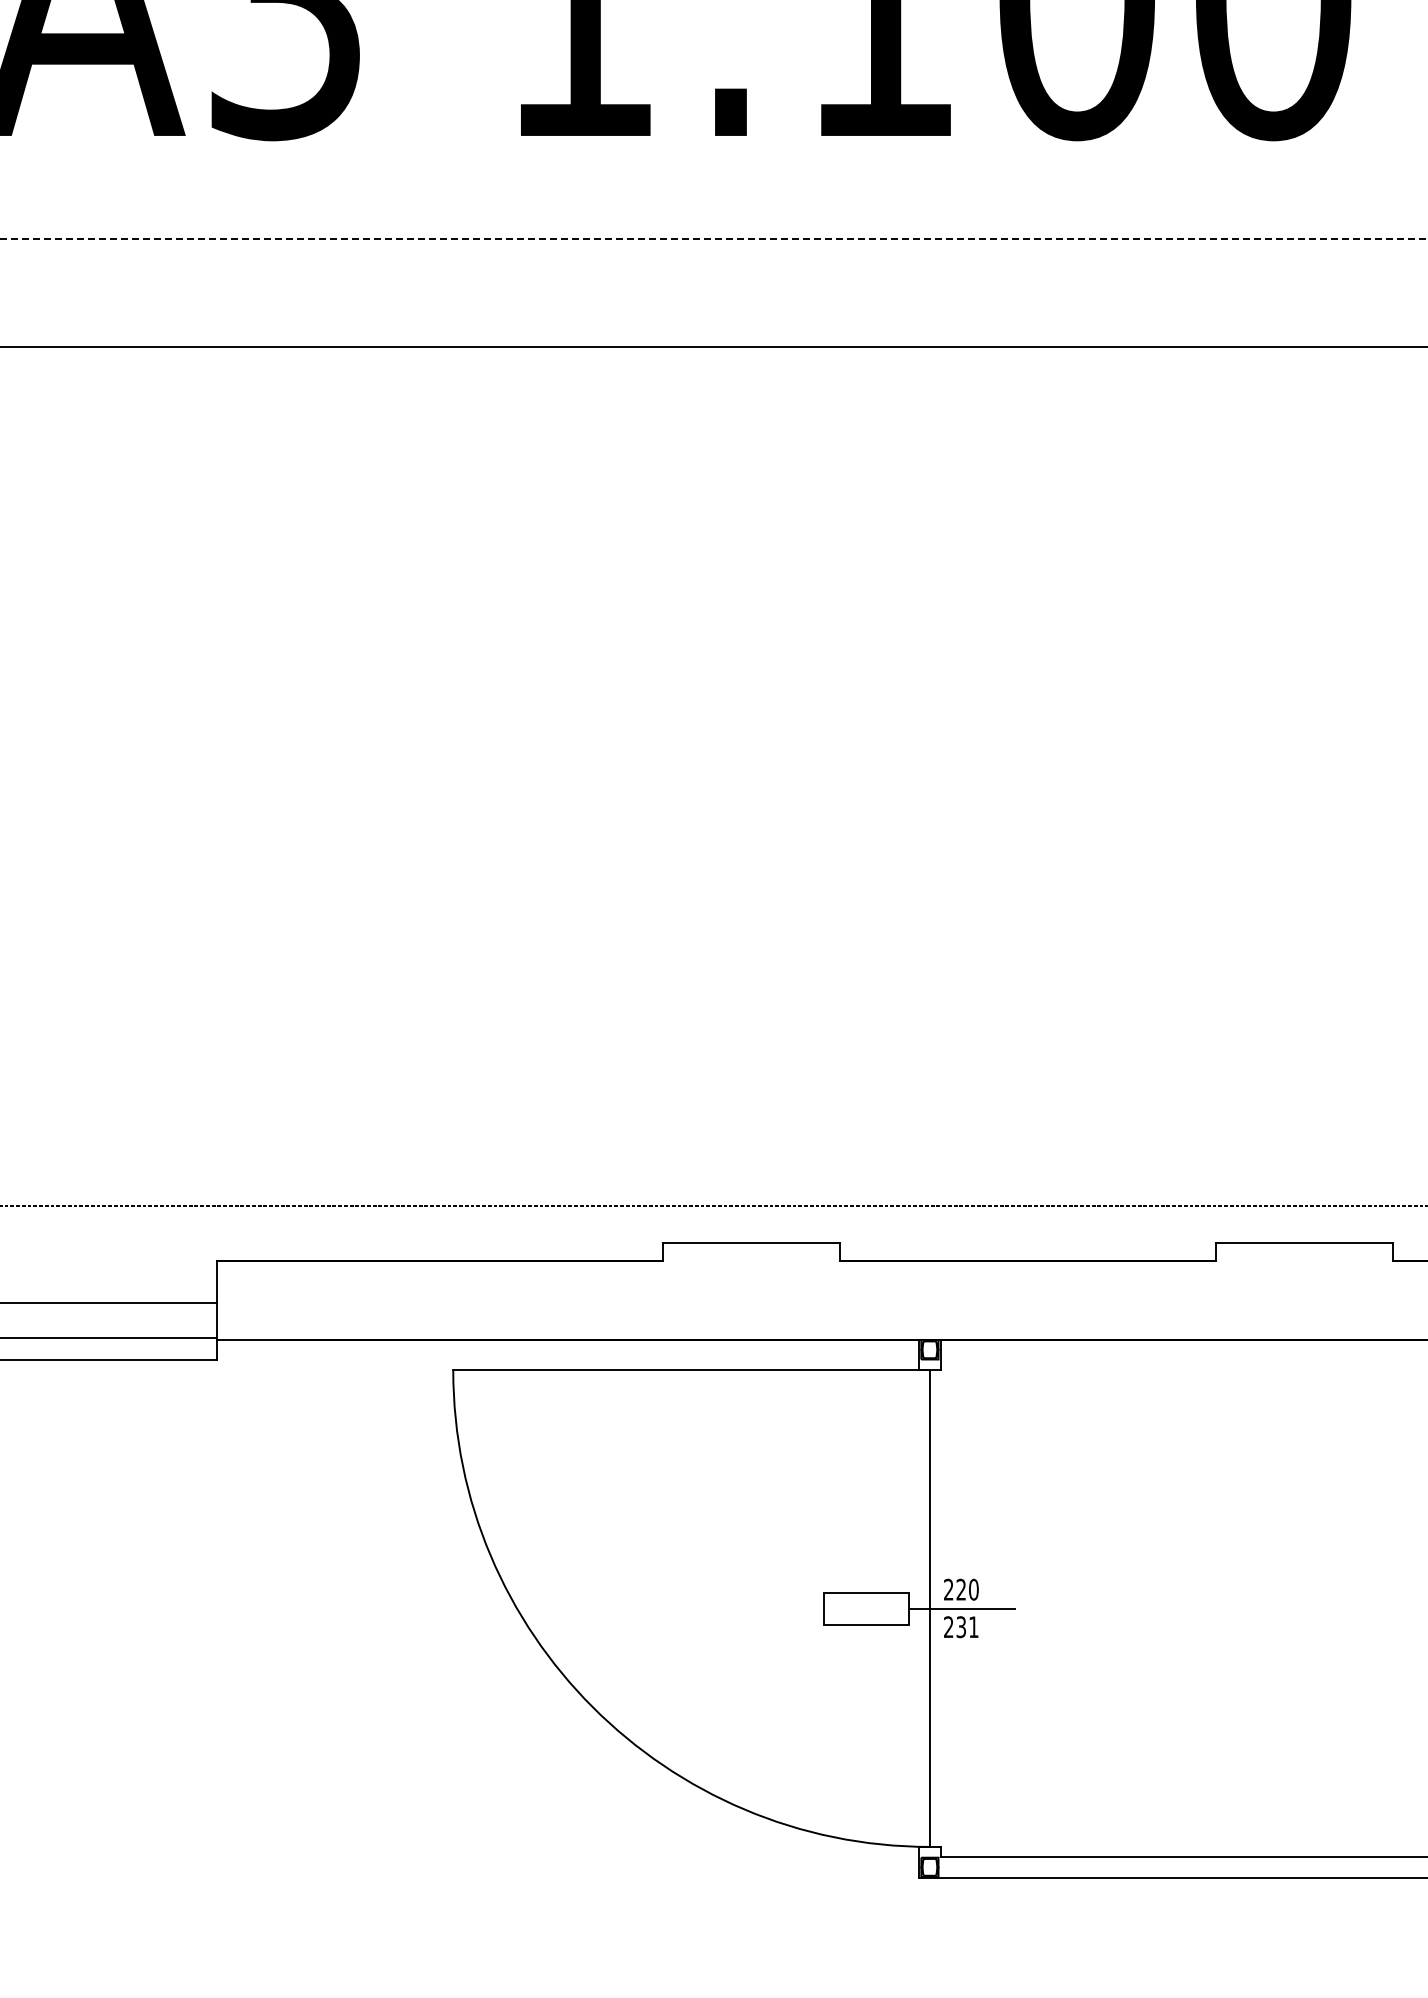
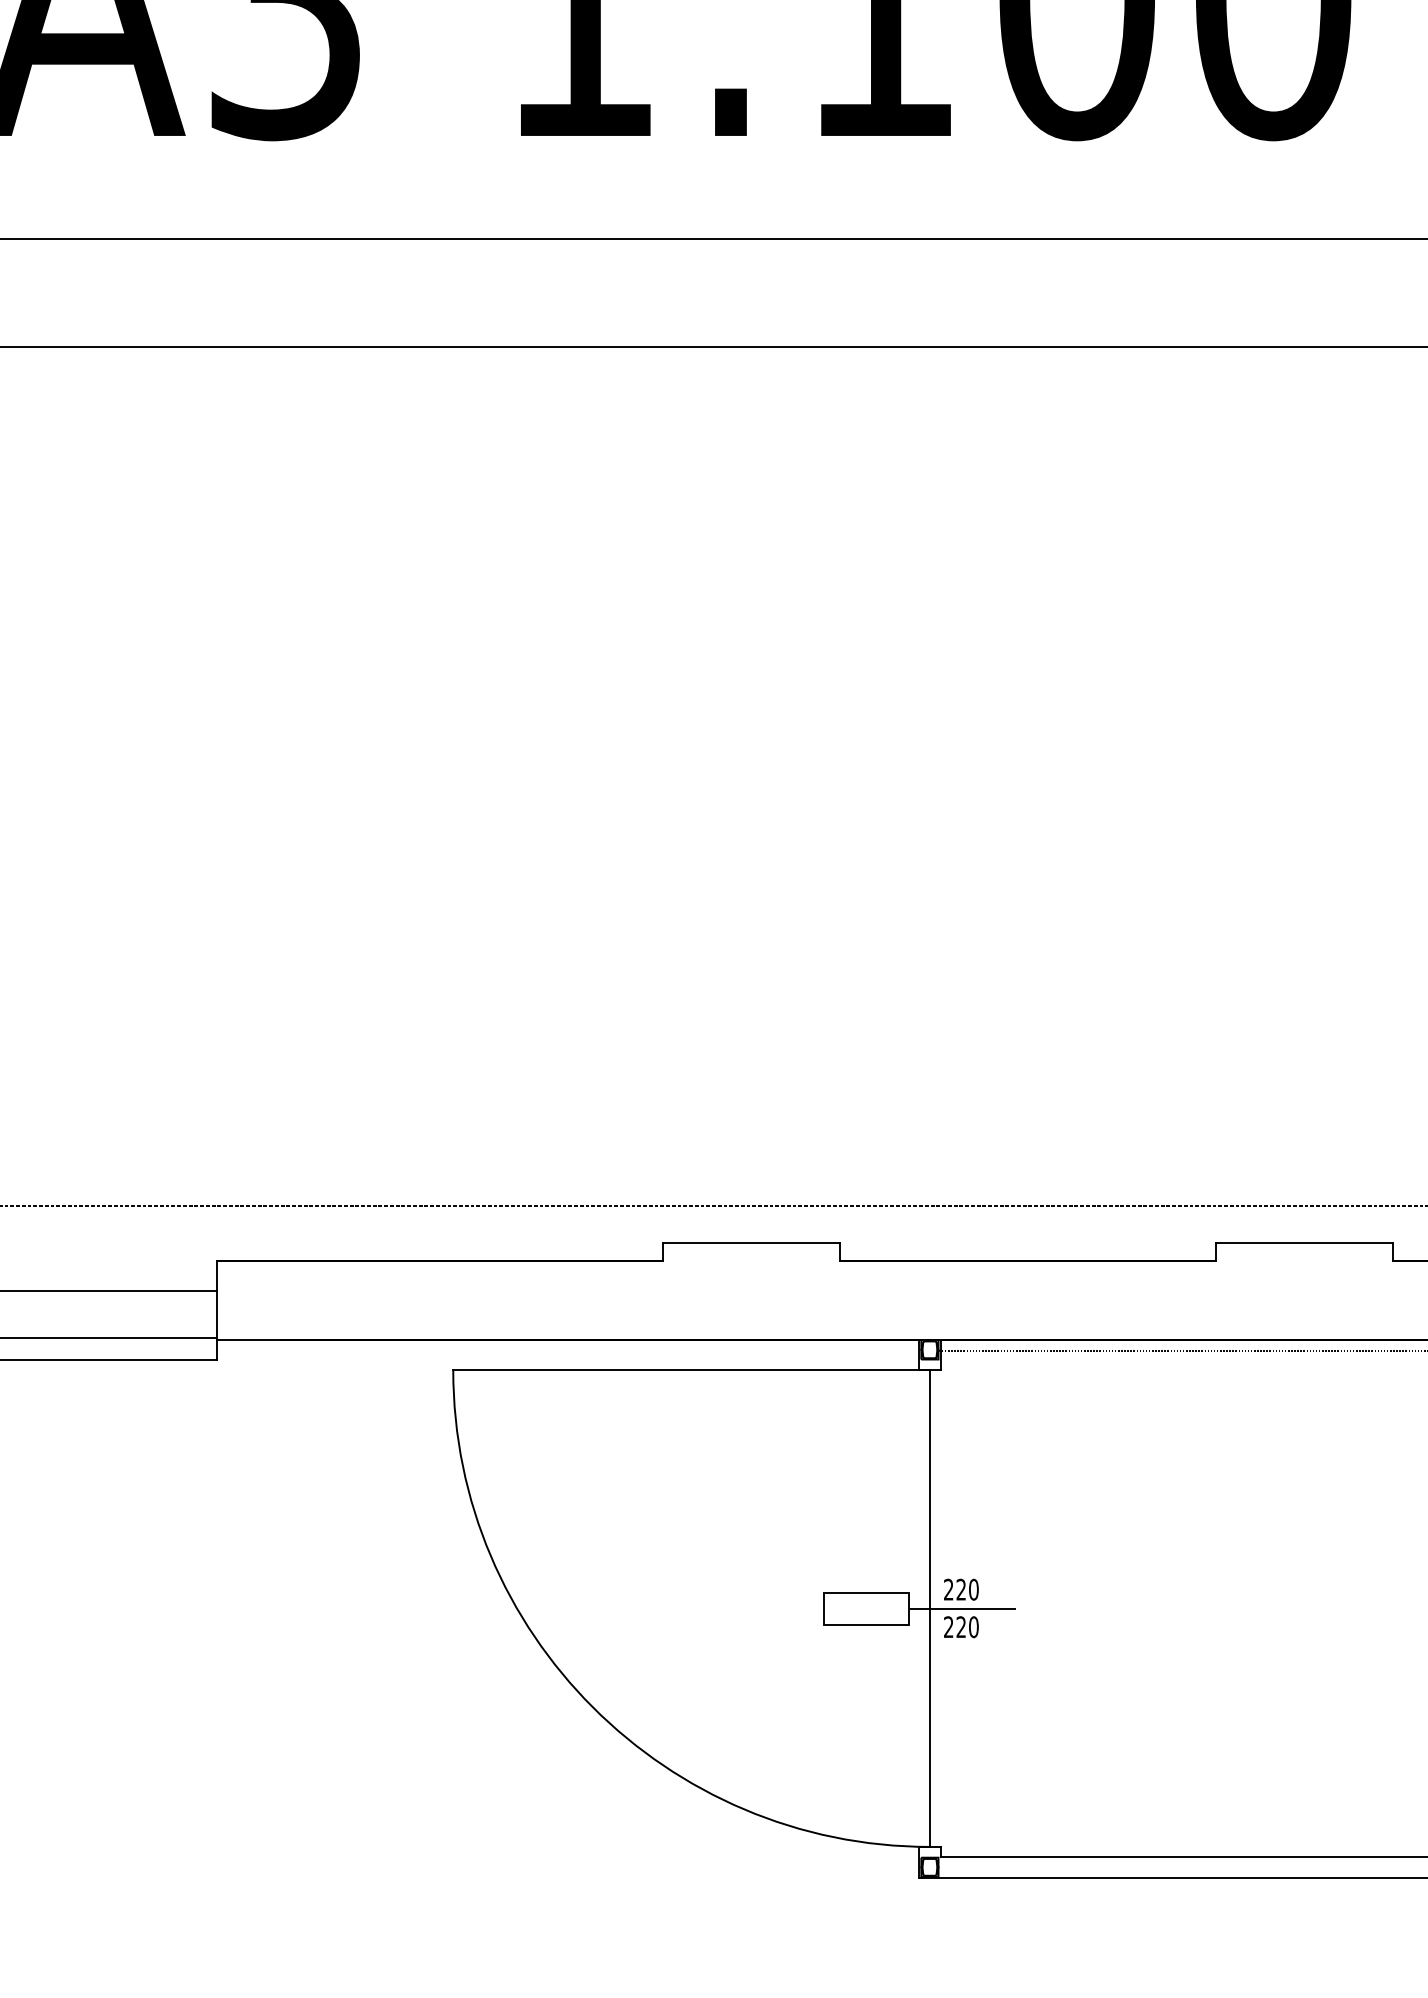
line: dashed -> solid (712, 239)
line position: (109, 1302) -> (109, 1290) (109, 1290)
line: none -> present (1181, 1350)
text: 231 -> 220 (967, 1627)
